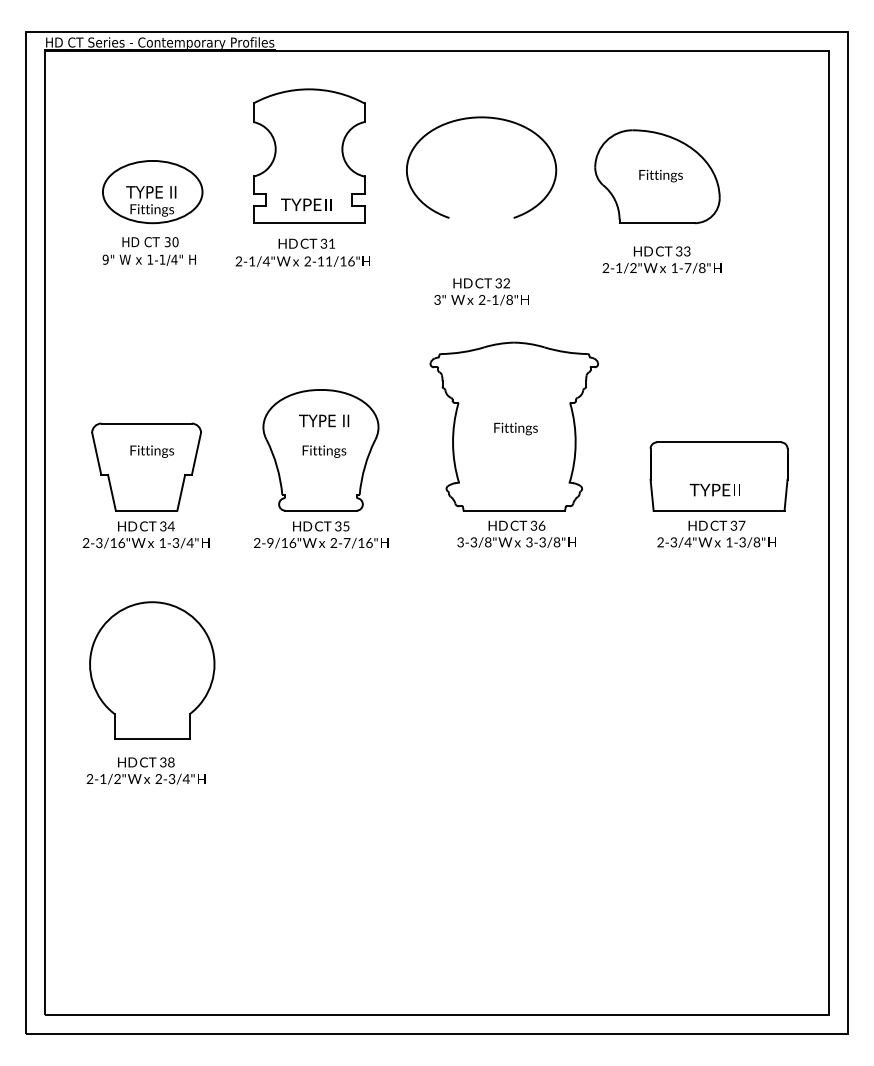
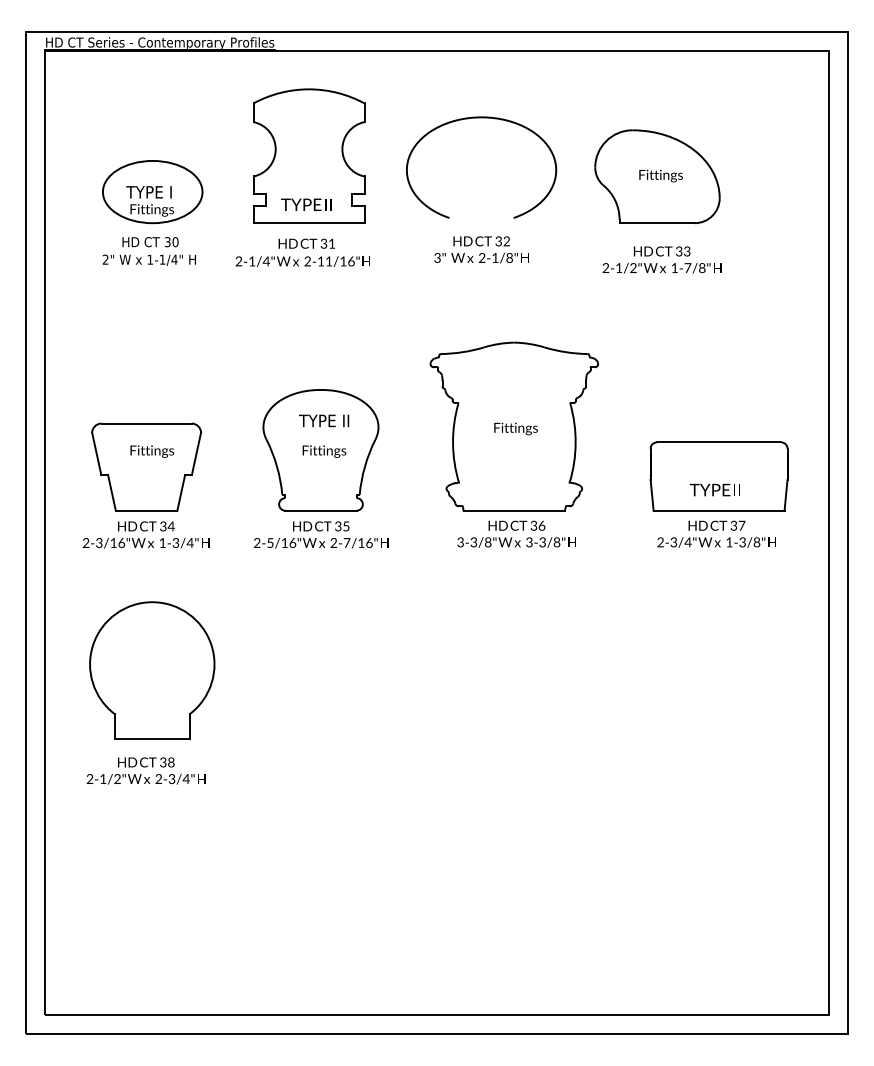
text: TYPE II -> TYPE I (175, 192)
text: 9" -> 2" (105, 259)
text position: (481, 291) -> (481, 249) (481, 249)
text: 2-9/16" -> 2-5/16" (270, 542)
